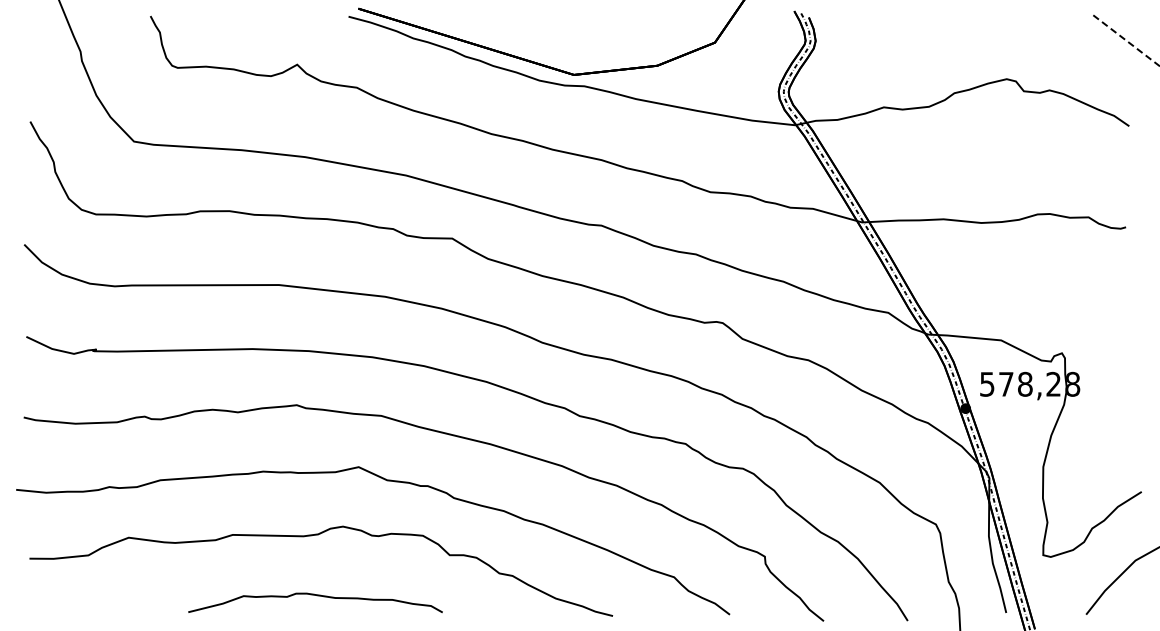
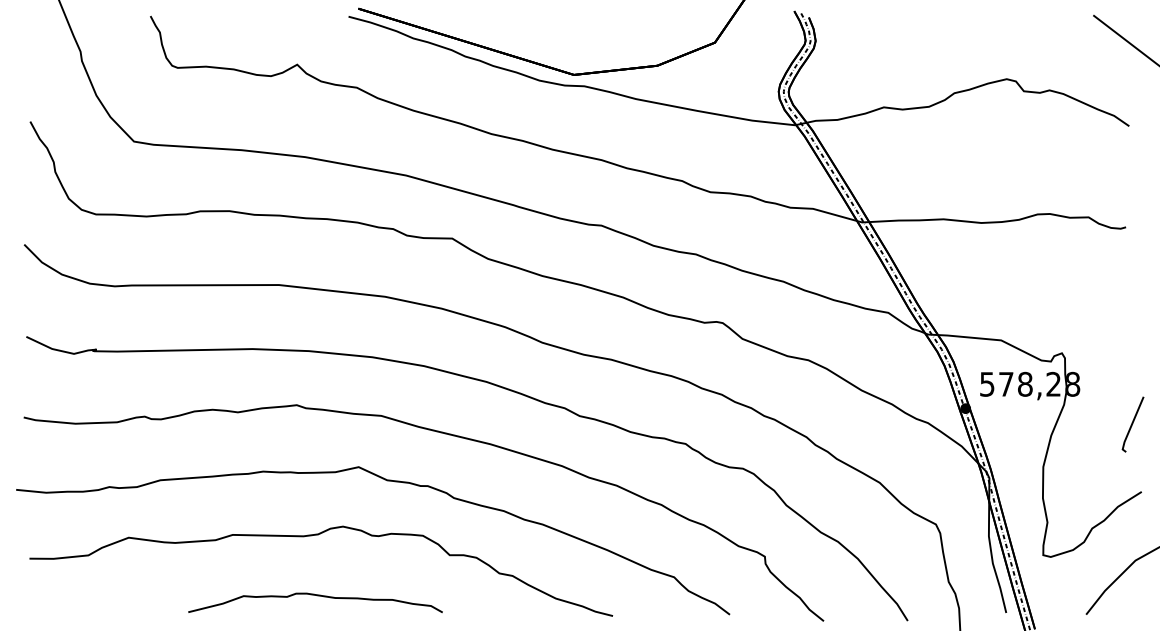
line: dashed -> solid (1126, 40)
line: none -> present (1132, 424)
